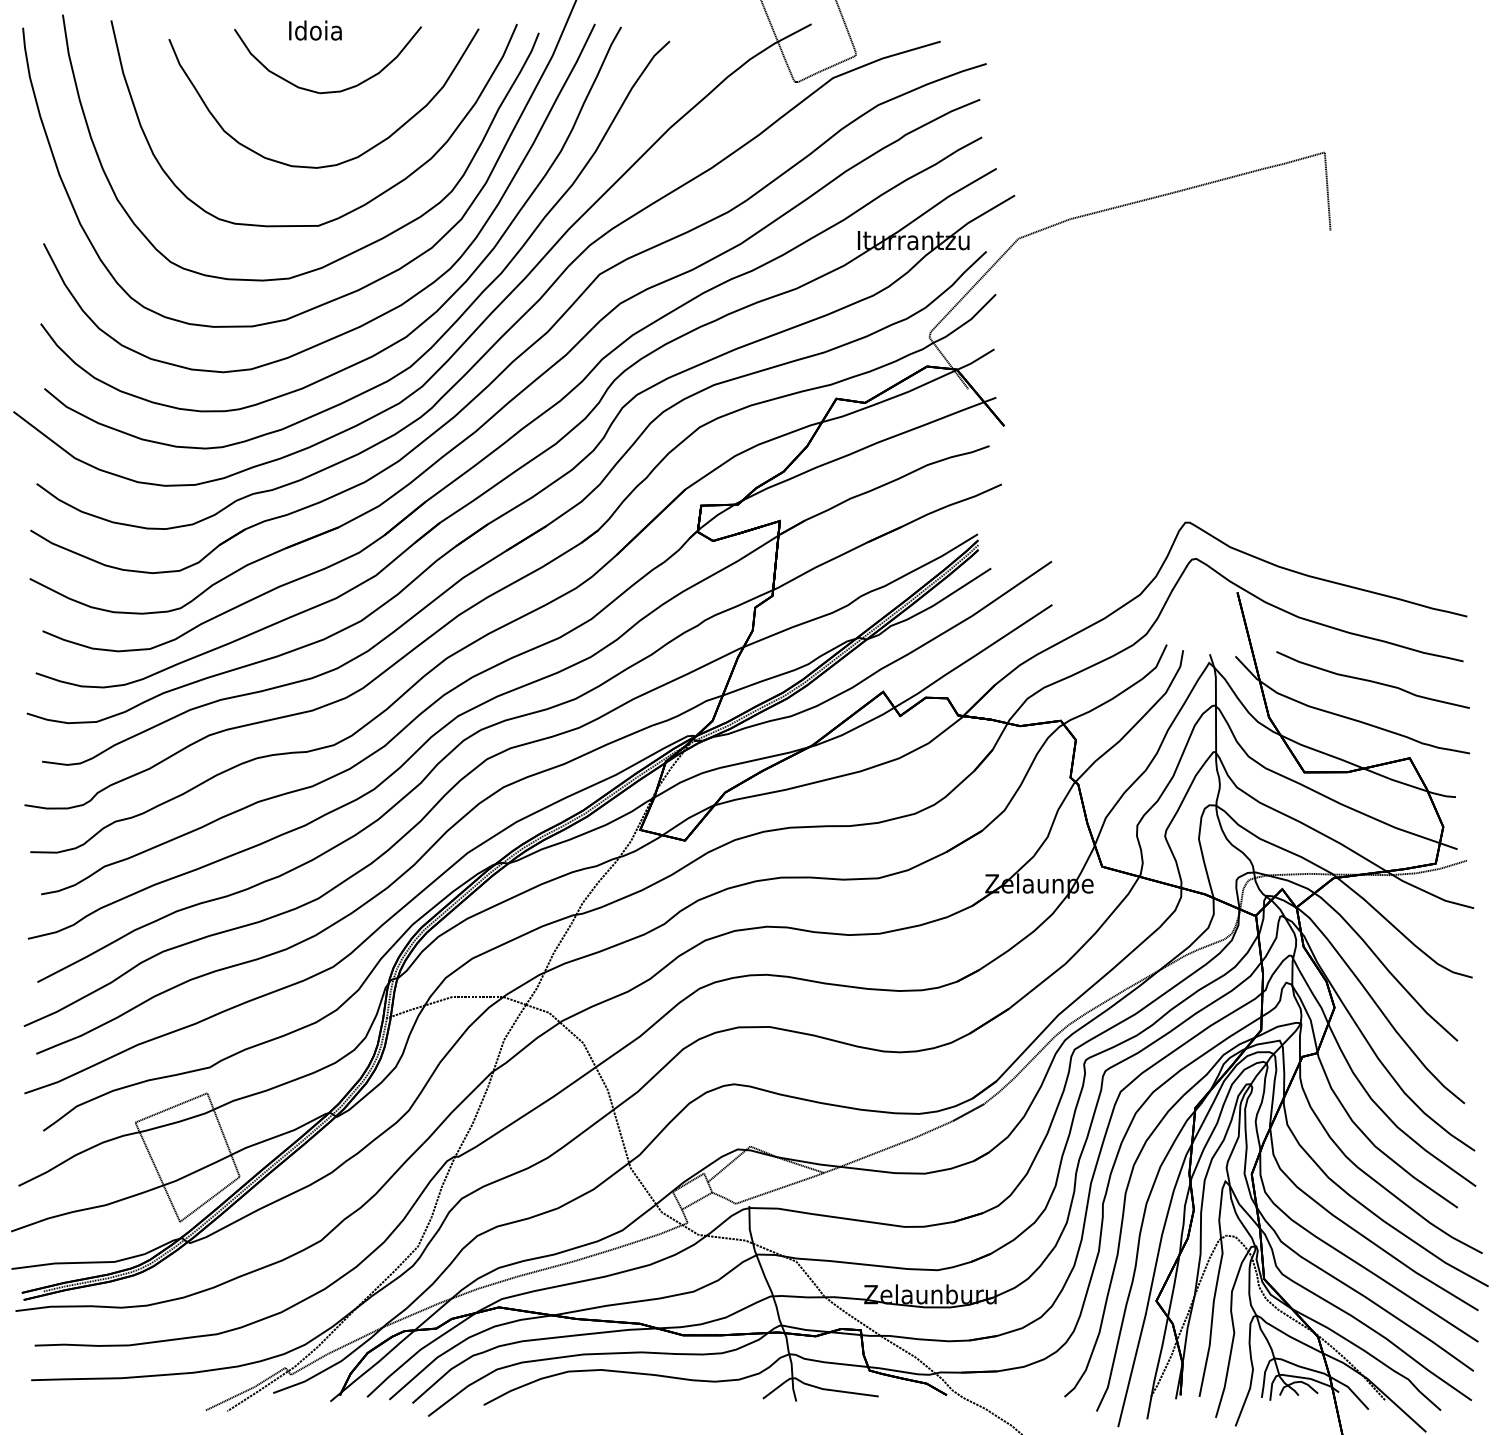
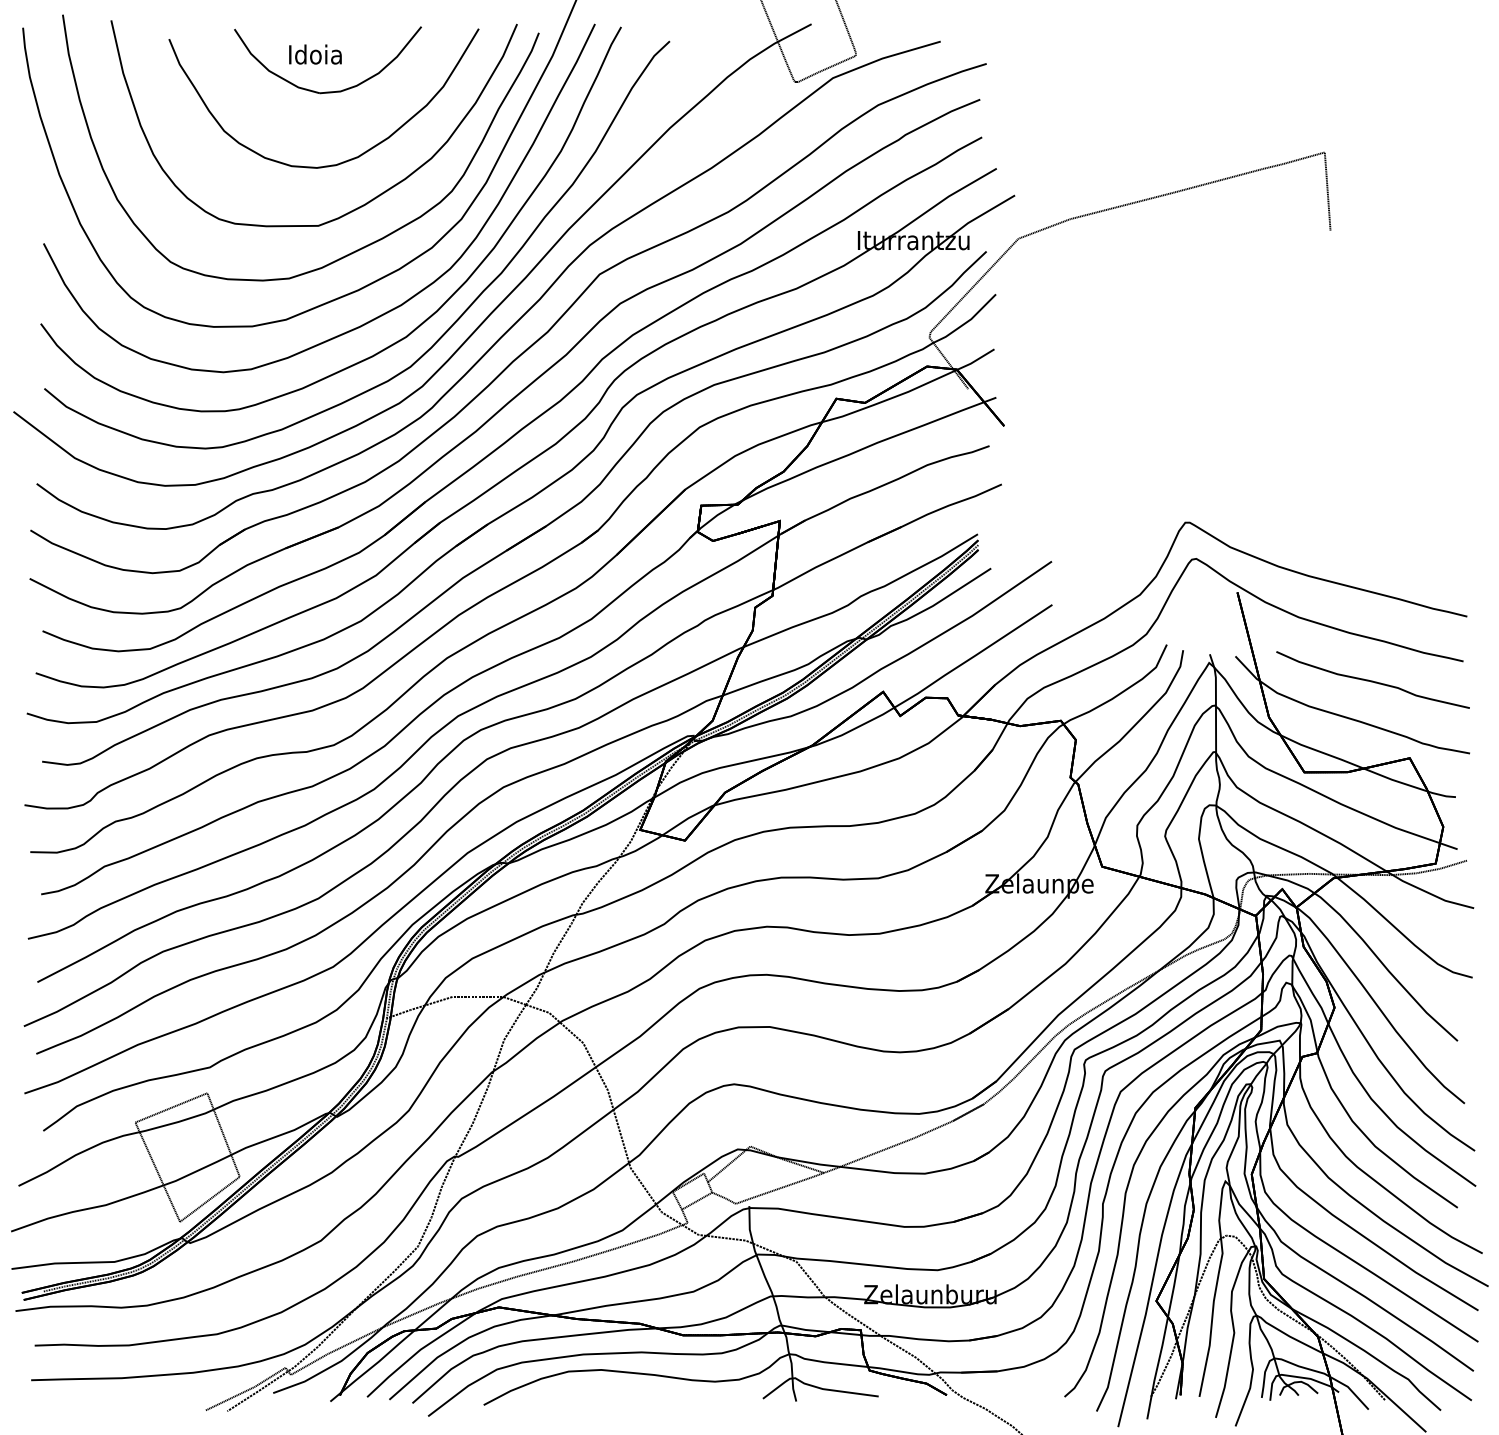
text position: (315, 30) -> (315, 54) (315, 54)
